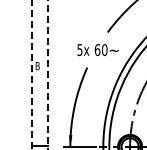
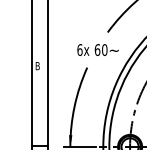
text: 5x -> 6x (79, 49)
line: dashed -> solid (31, 74)
line: dashed -> solid (48, 74)
